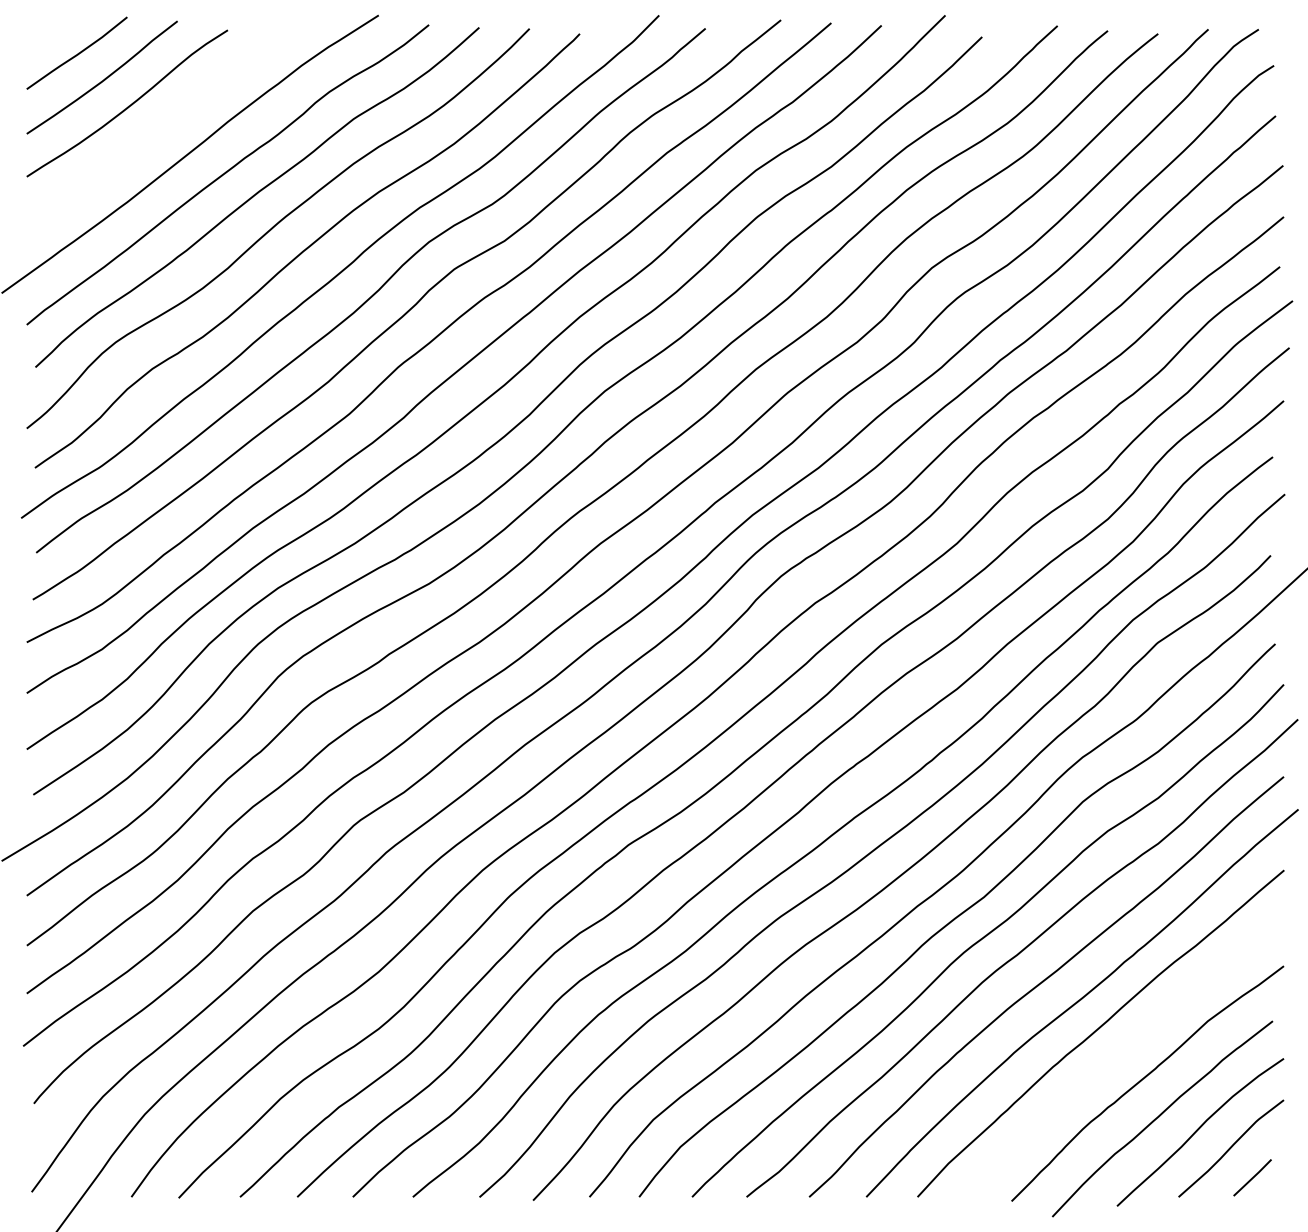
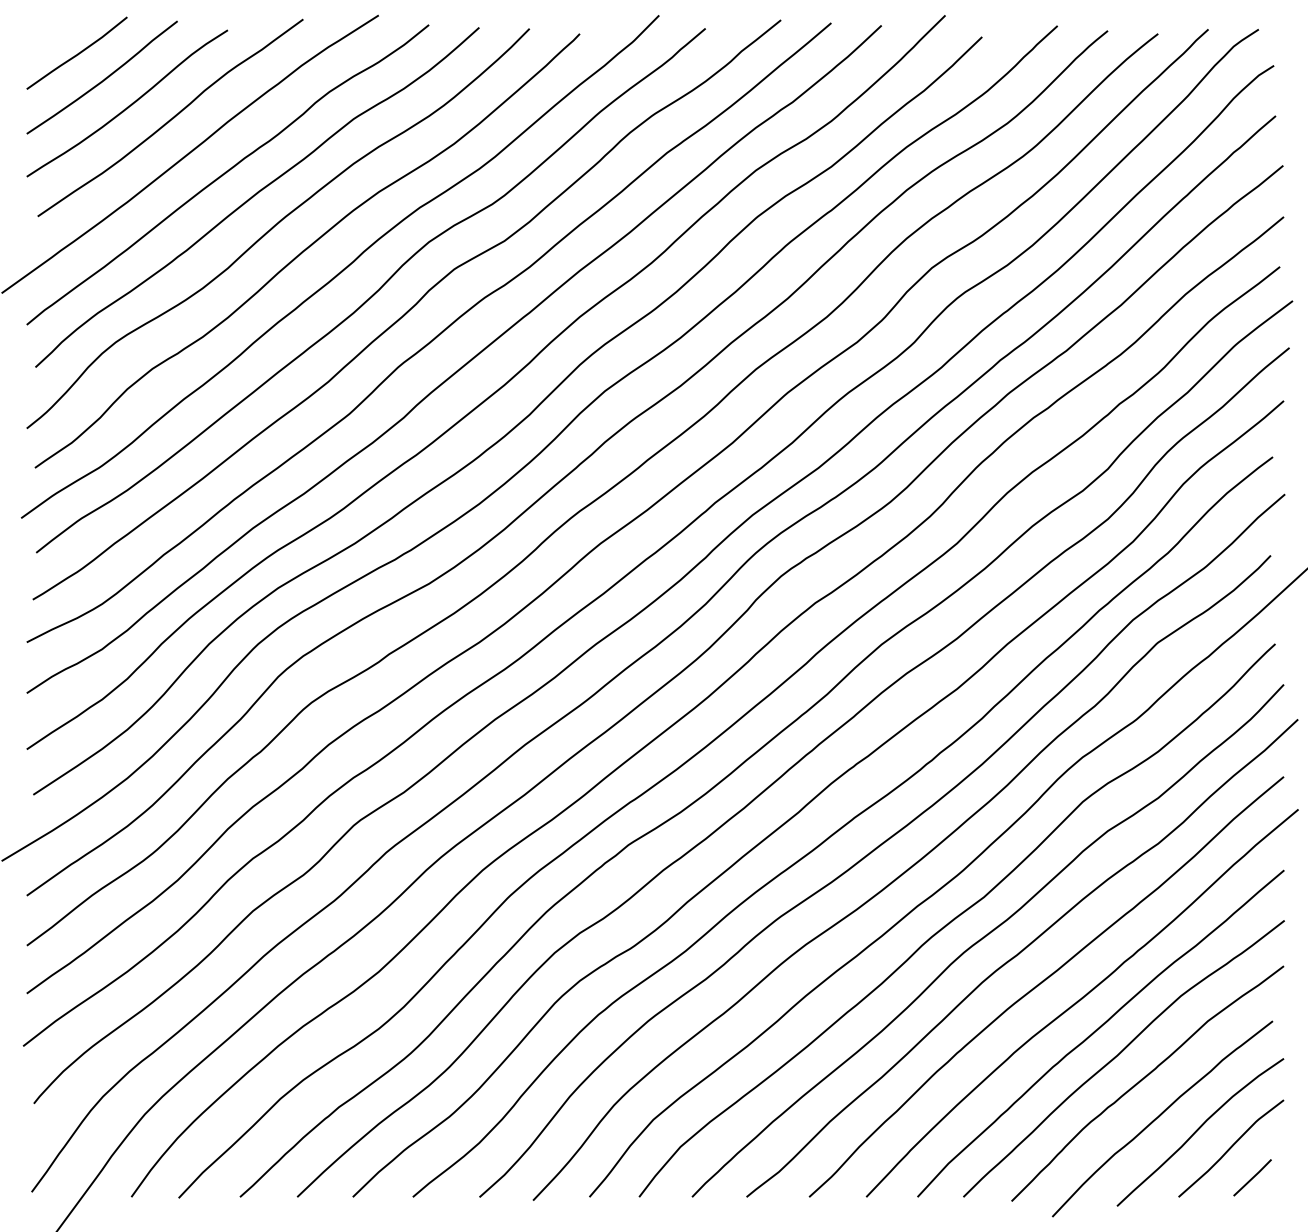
curve: none -> present (170, 118)
curve: none -> present (1121, 1053)
